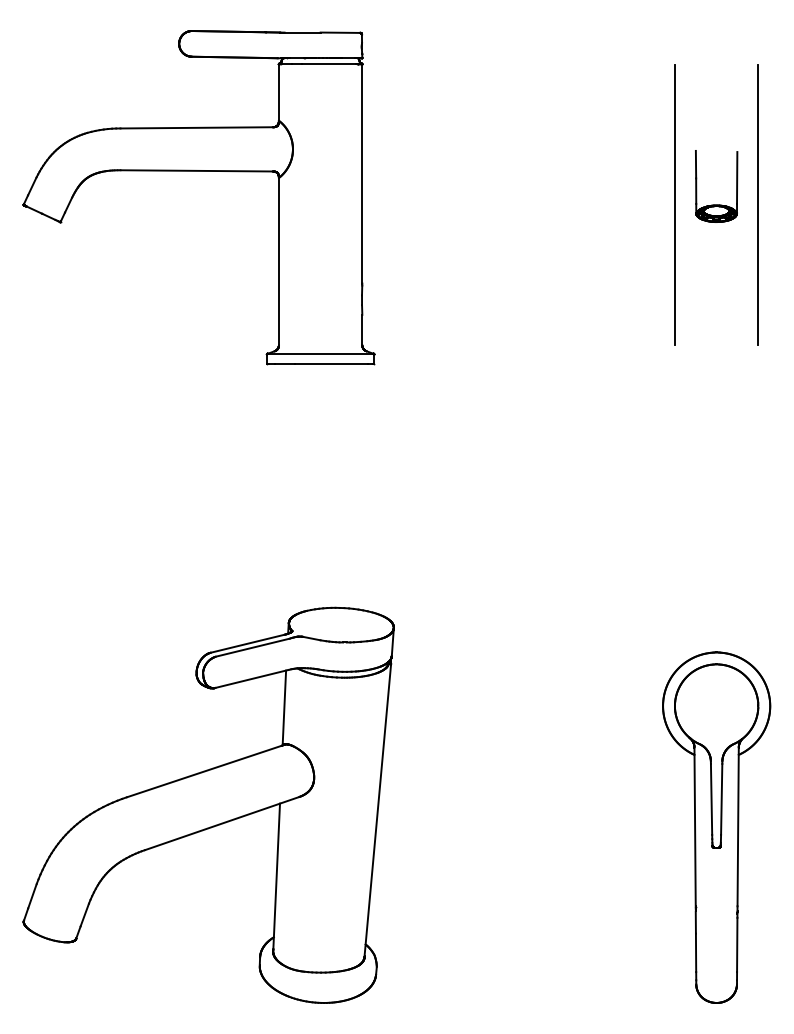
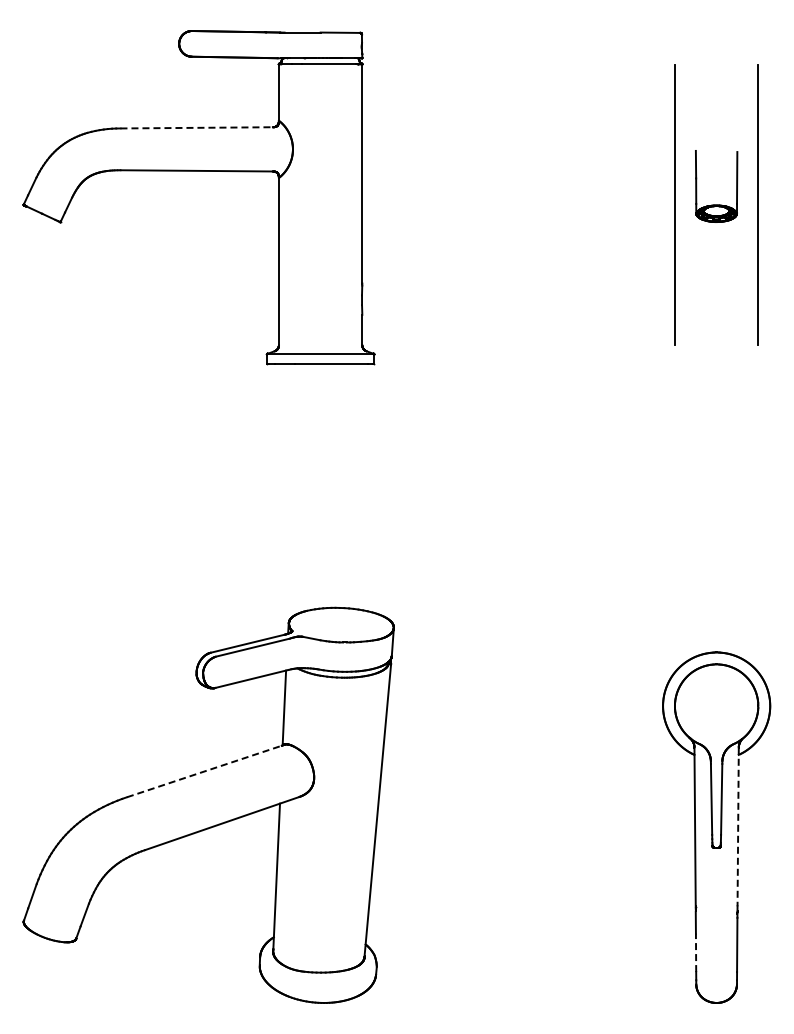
line: solid -> dashed (196, 127)
line: solid -> dashed (204, 771)
line: solid -> dashed (738, 827)
line: solid -> dashed (696, 952)
